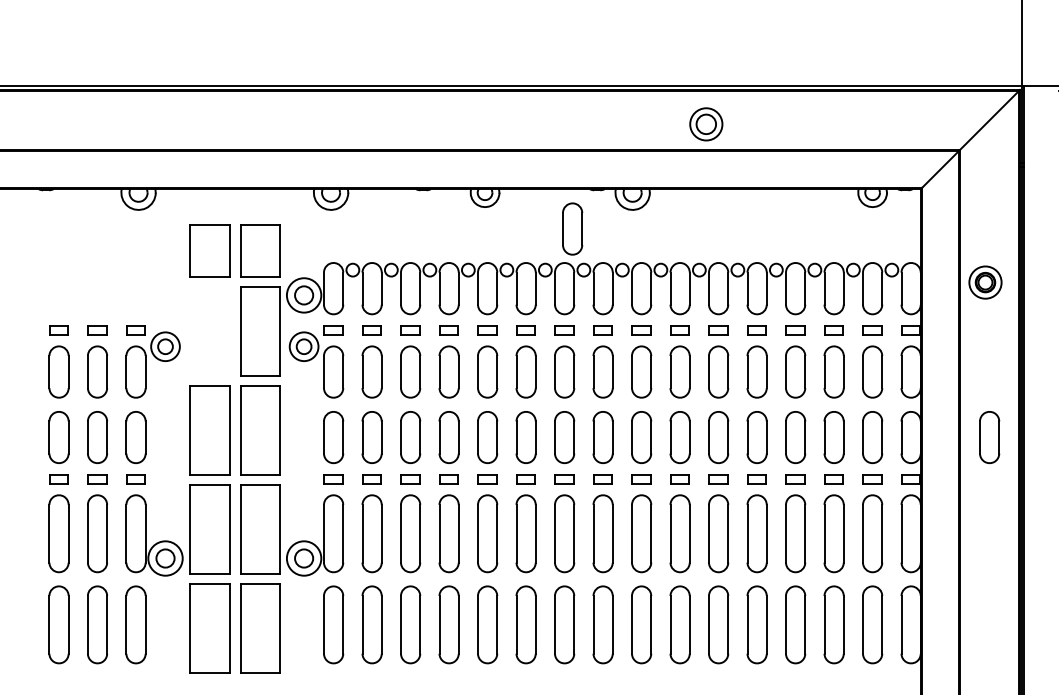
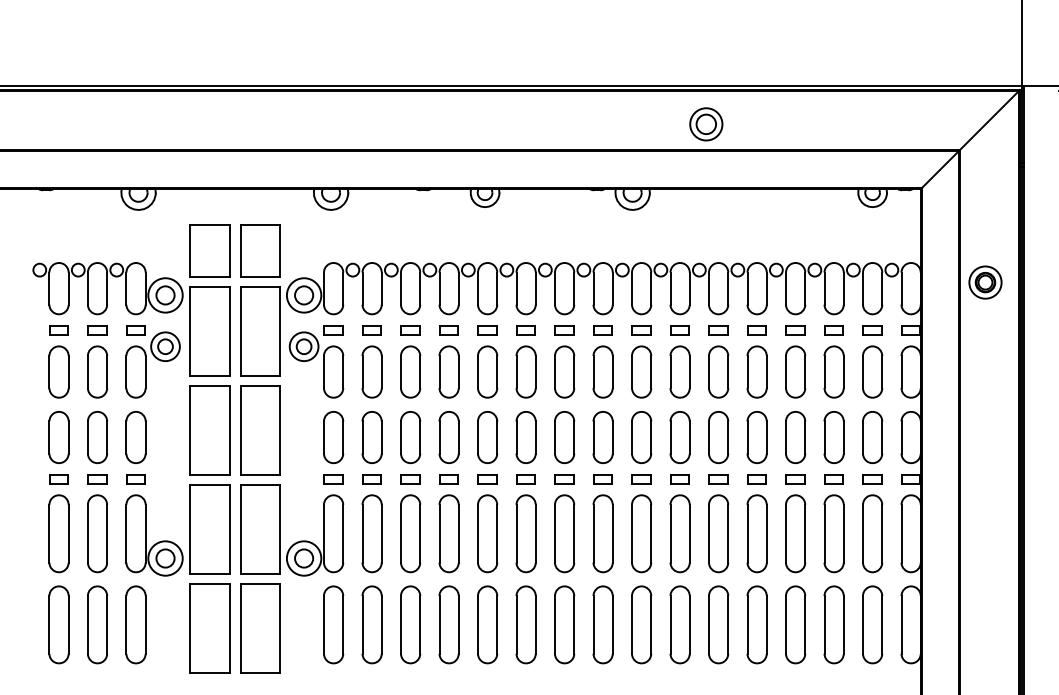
part: present -> none (572, 228)
part: none -> present (131, 319)
part: present -> none (989, 437)
